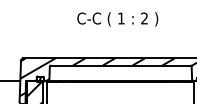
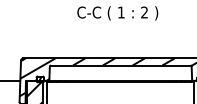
text position: (117, 19) -> (117, 13) (117, 13)
